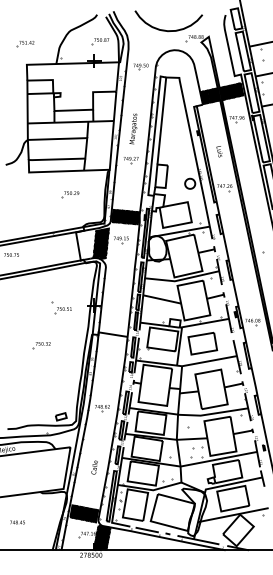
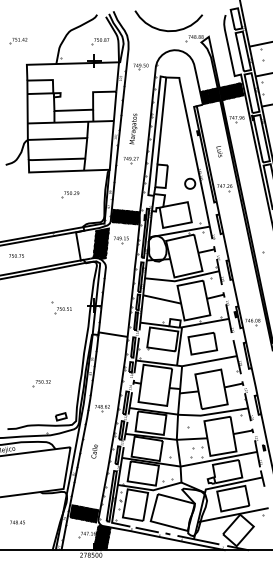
part position: (25, 44) -> (18, 41) (18, 41)
text position: (11, 254) -> (16, 255) (16, 255)
part position: (41, 345) -> (41, 383) (41, 383)
text position: (94, 467) -> (94, 451) (94, 451)
